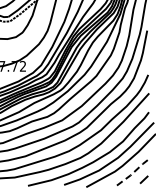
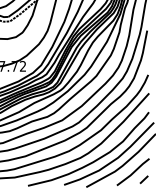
line: dashed -> solid (134, 172)
